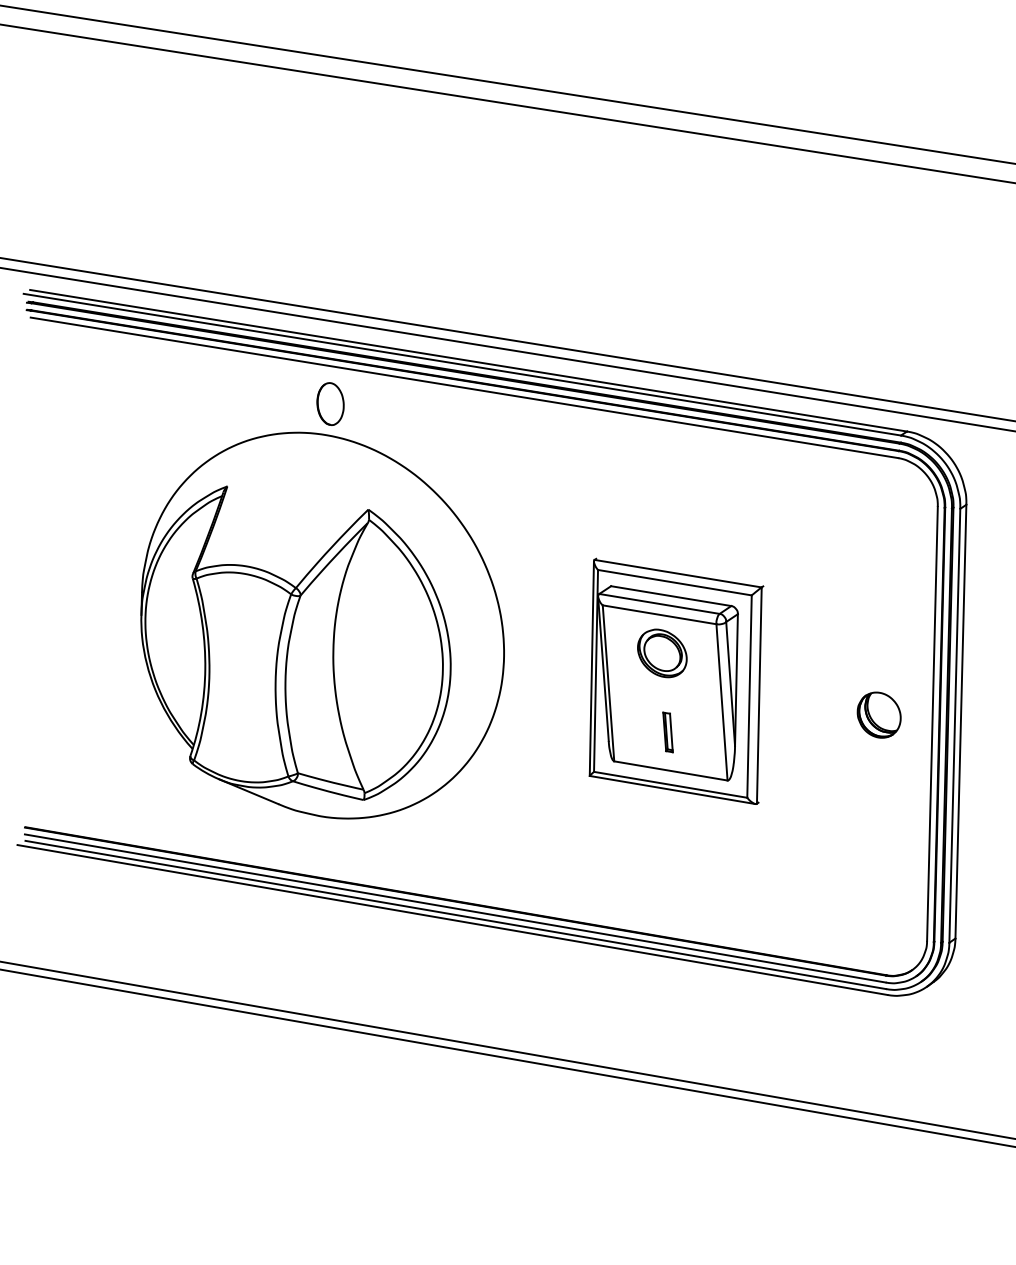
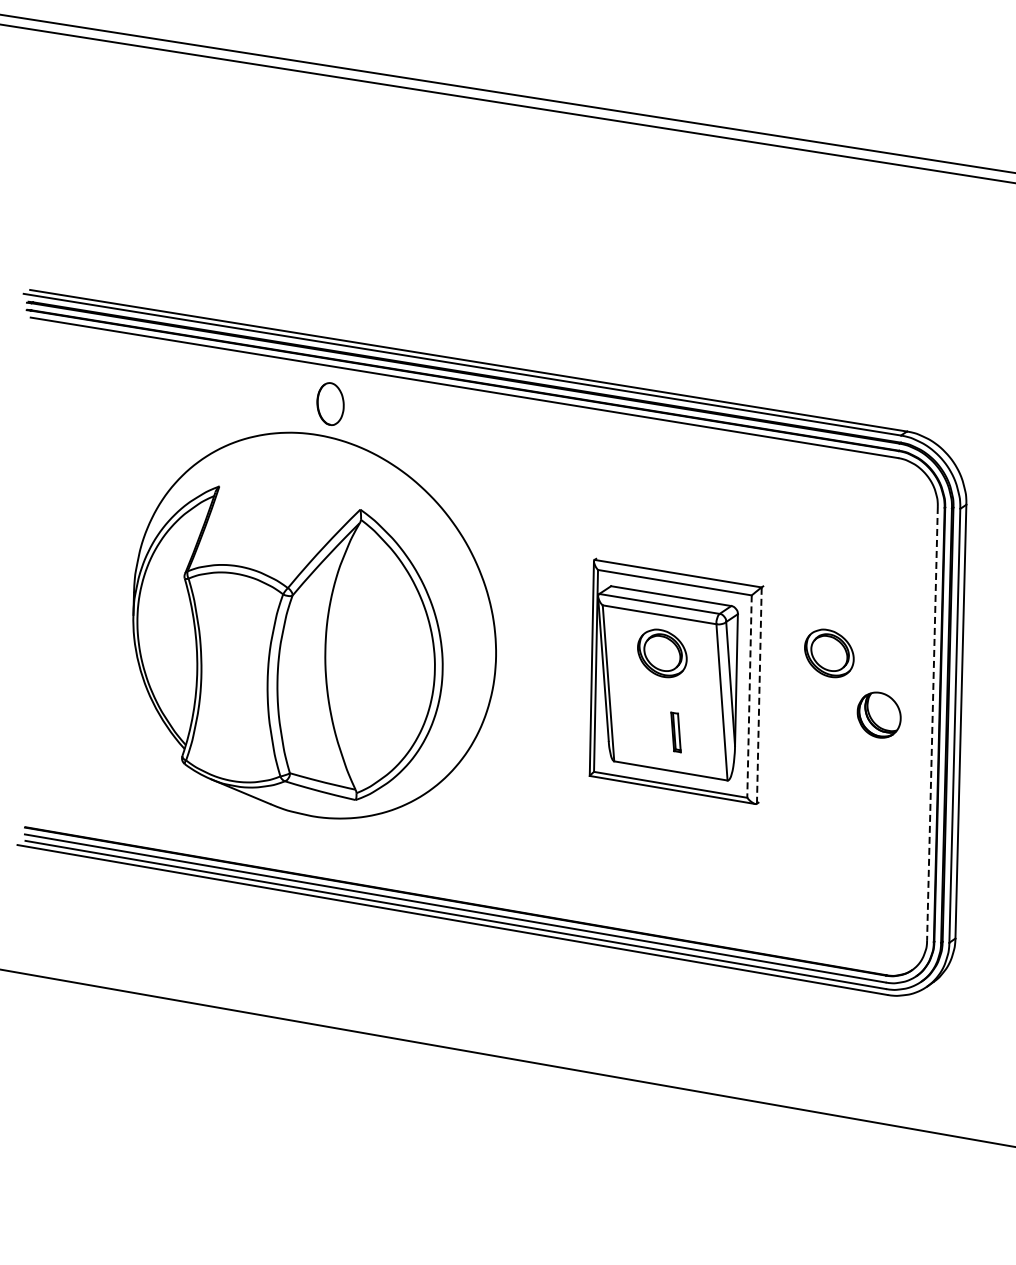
line position: (507, 84) -> (507, 93) (507, 93)
line: present -> none (507, 339)
line: present -> none (507, 349)
part position: (322, 625) -> (314, 625) (314, 625)
part: none -> present (829, 653)
line: solid -> dashed (759, 695)
line: solid -> dashed (749, 697)
line: solid -> dashed (932, 724)
part position: (667, 732) -> (675, 732) (675, 732)
line: present -> none (507, 1050)
